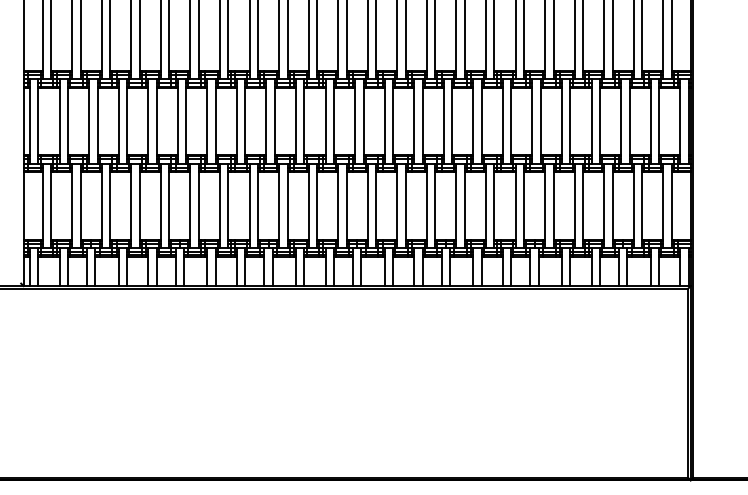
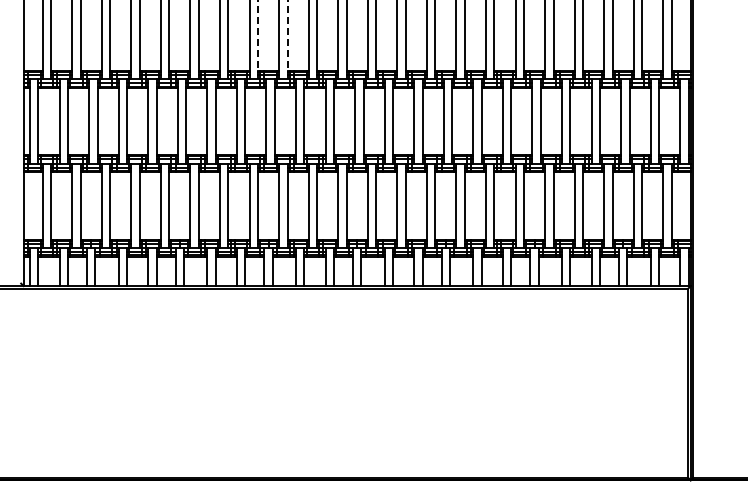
line: solid -> dashed (258, 39)
line: solid -> dashed (287, 39)
